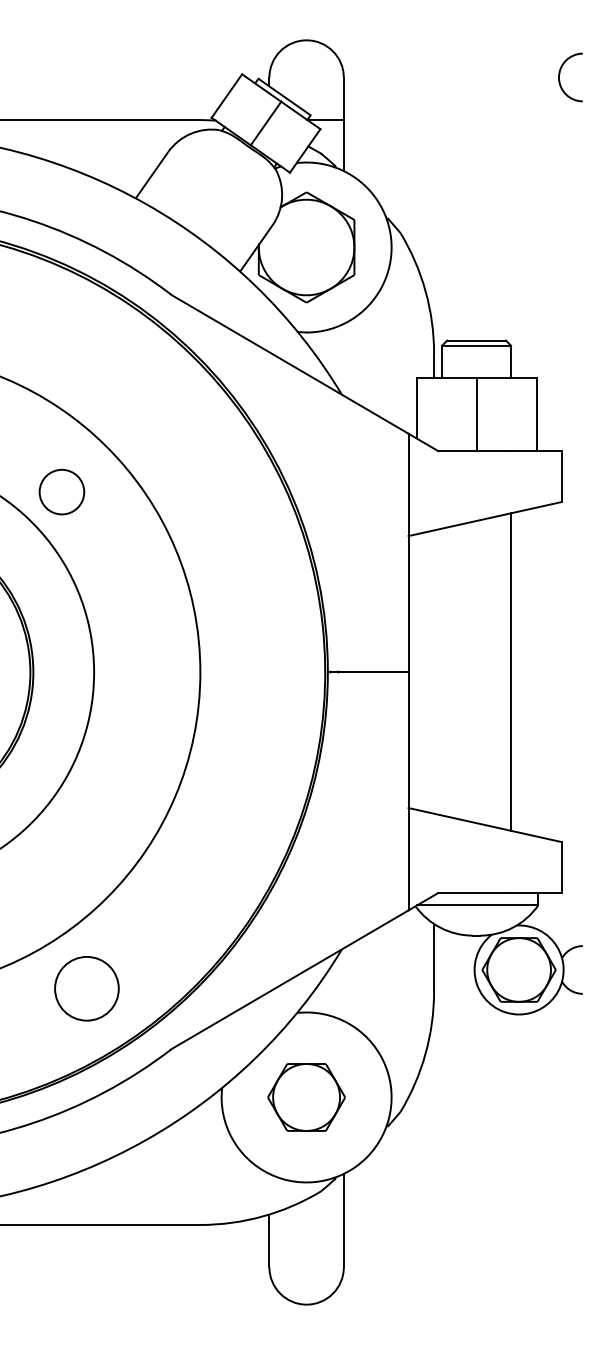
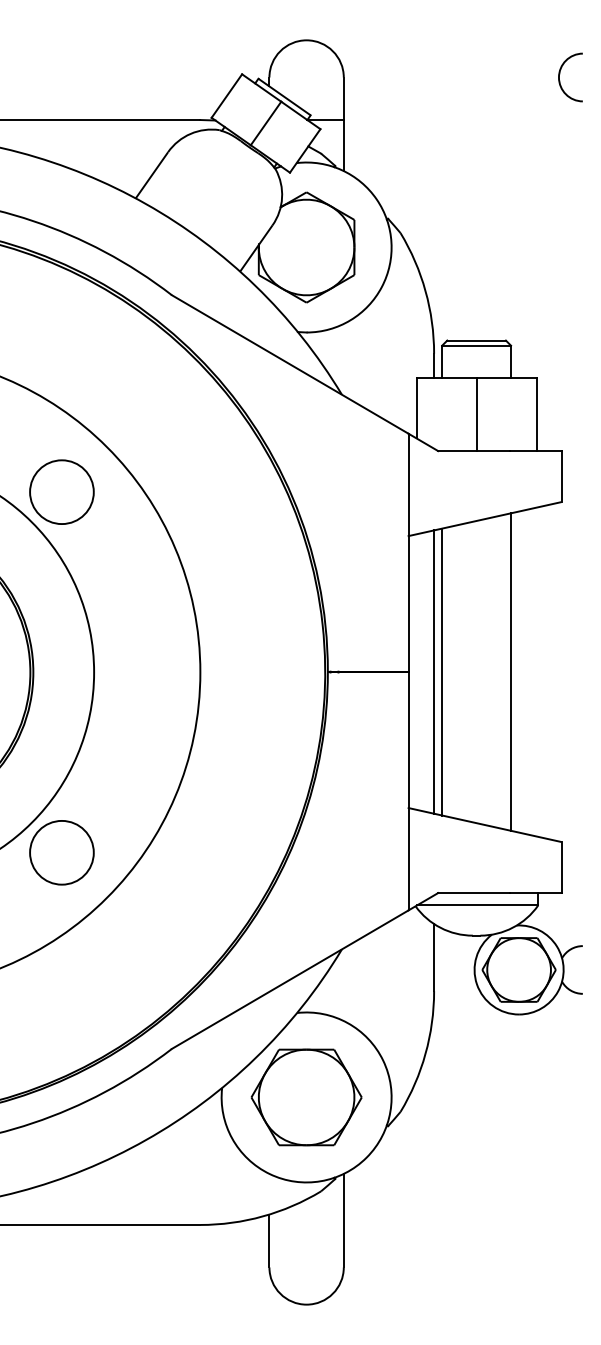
circle size: 48x48 px -> 66x66 px (61, 491)
line: none -> present (434, 671)
line: none -> present (442, 671)
circle position: (86, 988) -> (61, 852) (61, 852)
part size: 79x69 px -> 113x99 px (306, 1097)
